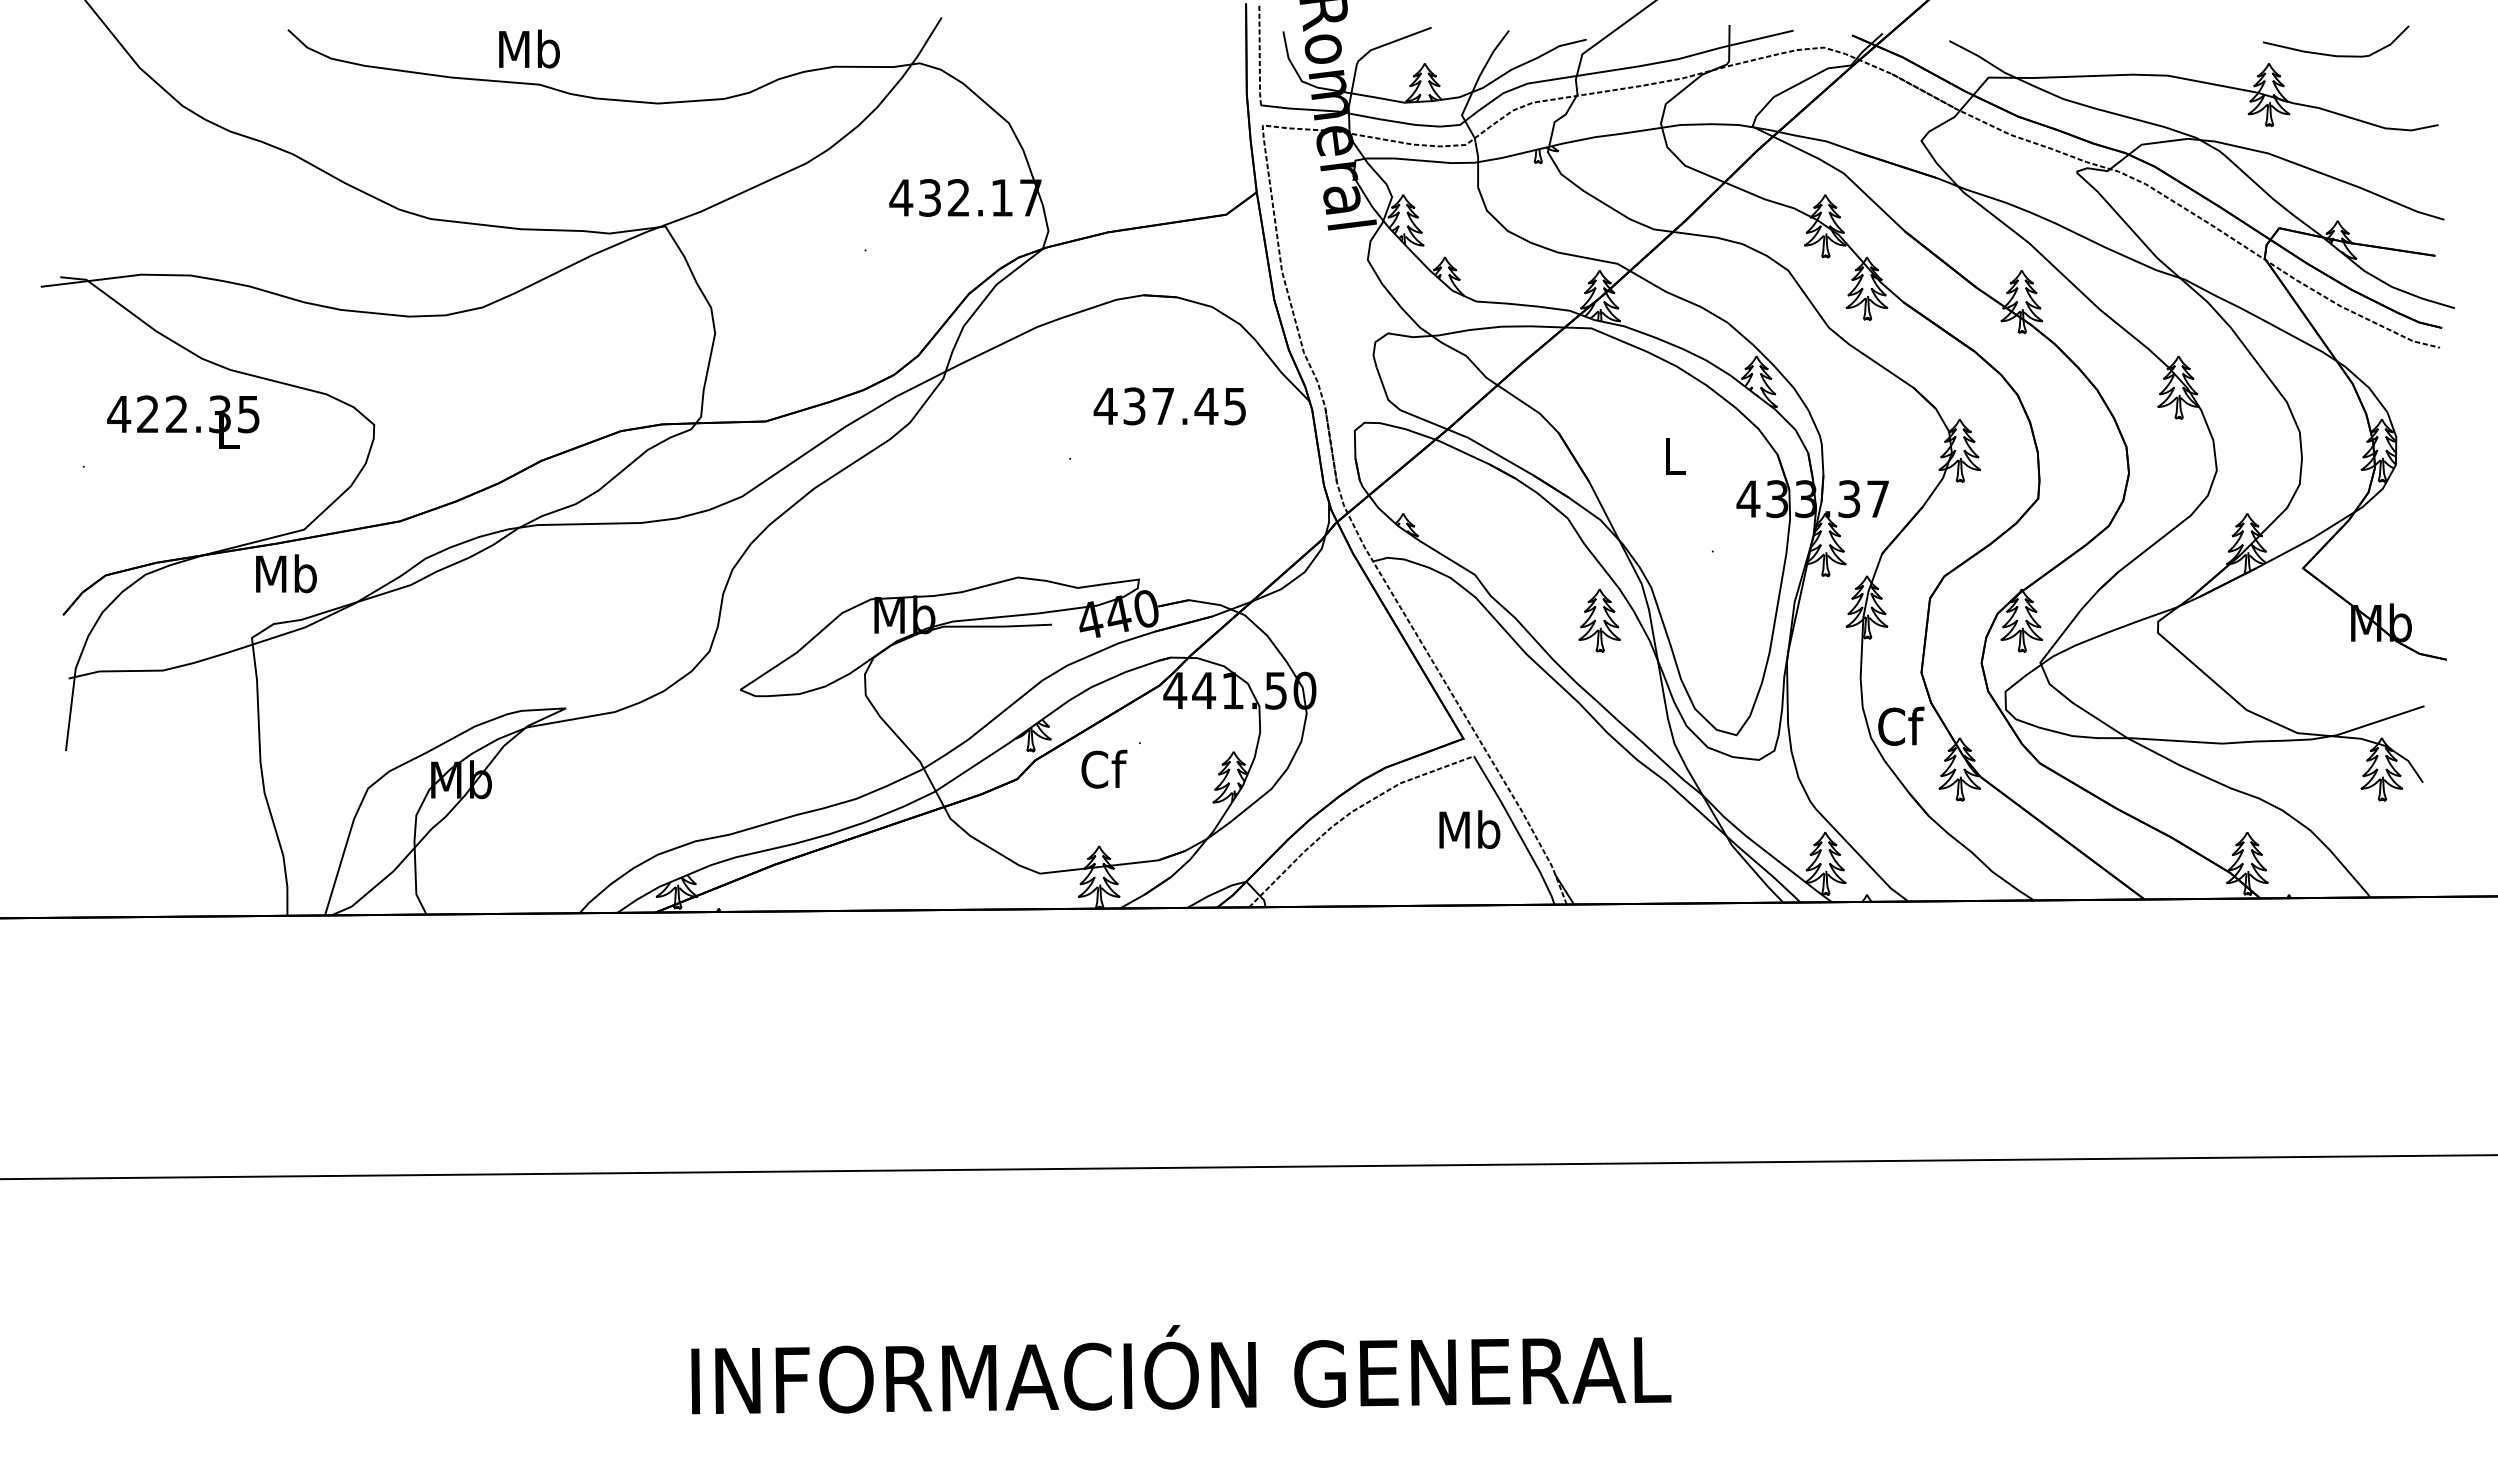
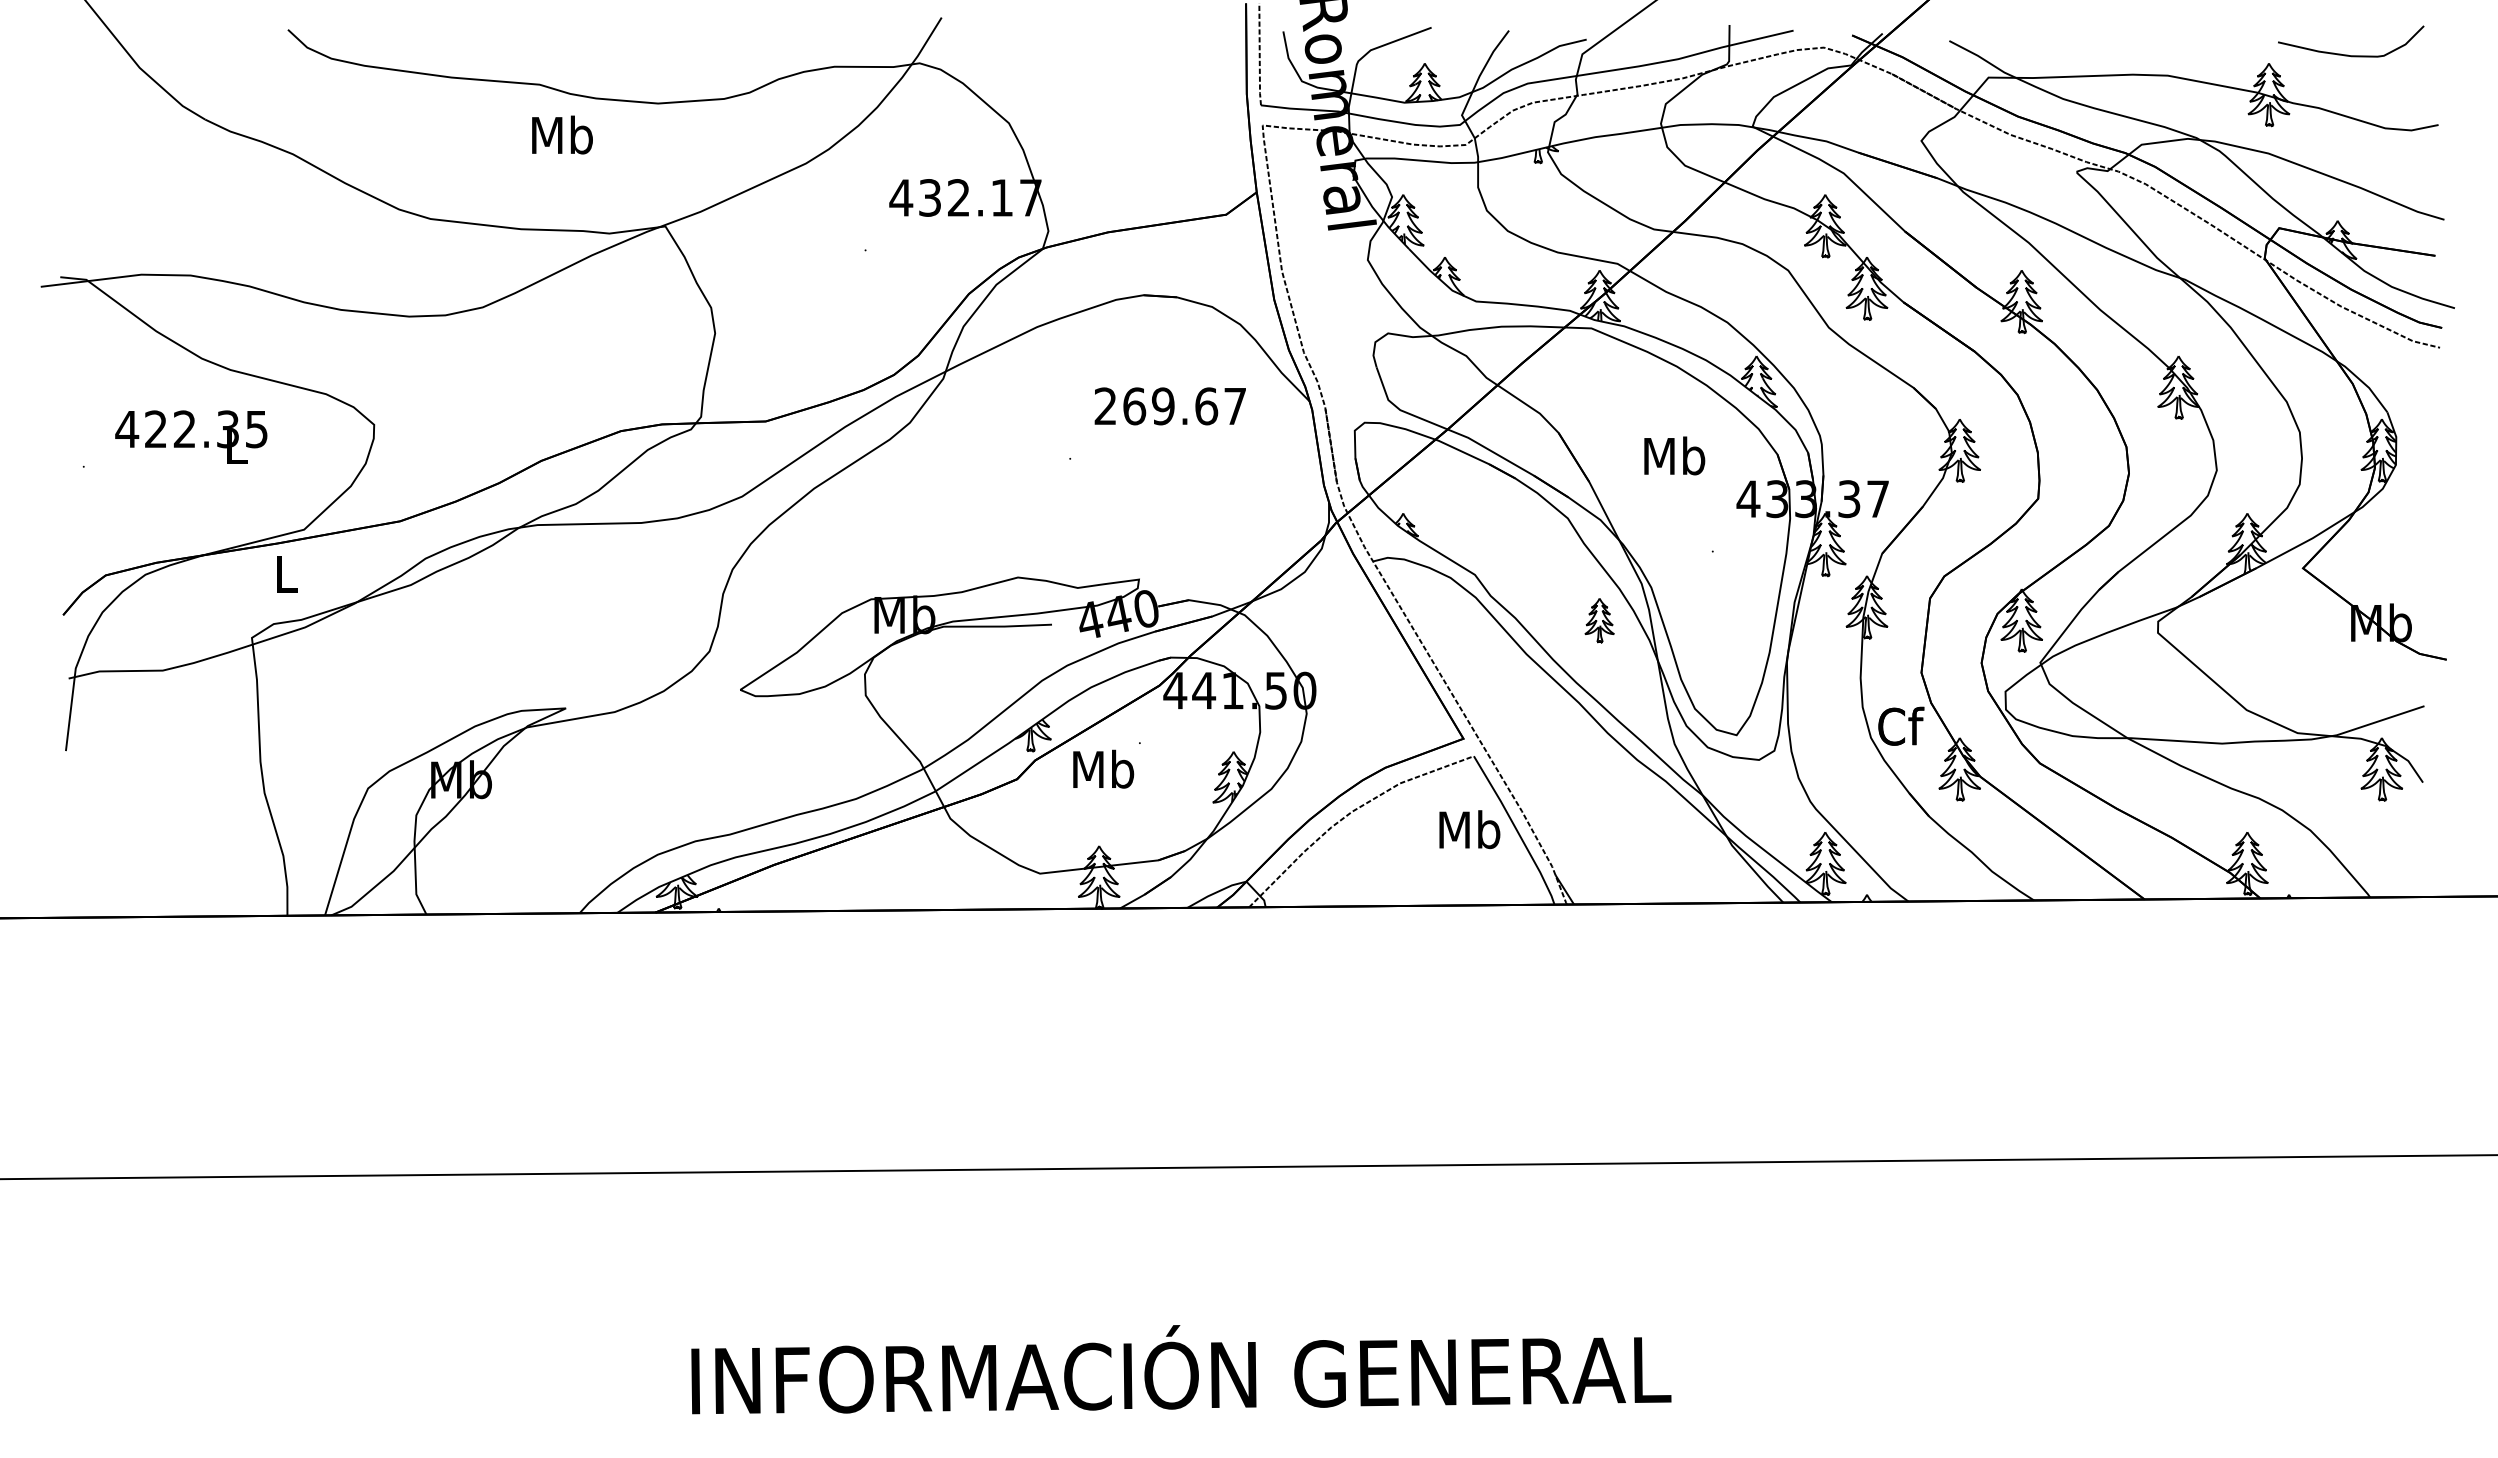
text position: (529, 48) -> (562, 134) (562, 134)
curve position: (2333, 54) -> (2348, 54) (2348, 54)
text: 437.45 -> 269.67 (1169, 406)
text position: (183, 421) -> (191, 436) (191, 436)
text: L -> Mb (1674, 455)
text: Mb -> L (286, 573)
part size: 43x65 px -> 31x46 px (1599, 620)
text: Cf -> Mb (1103, 768)
